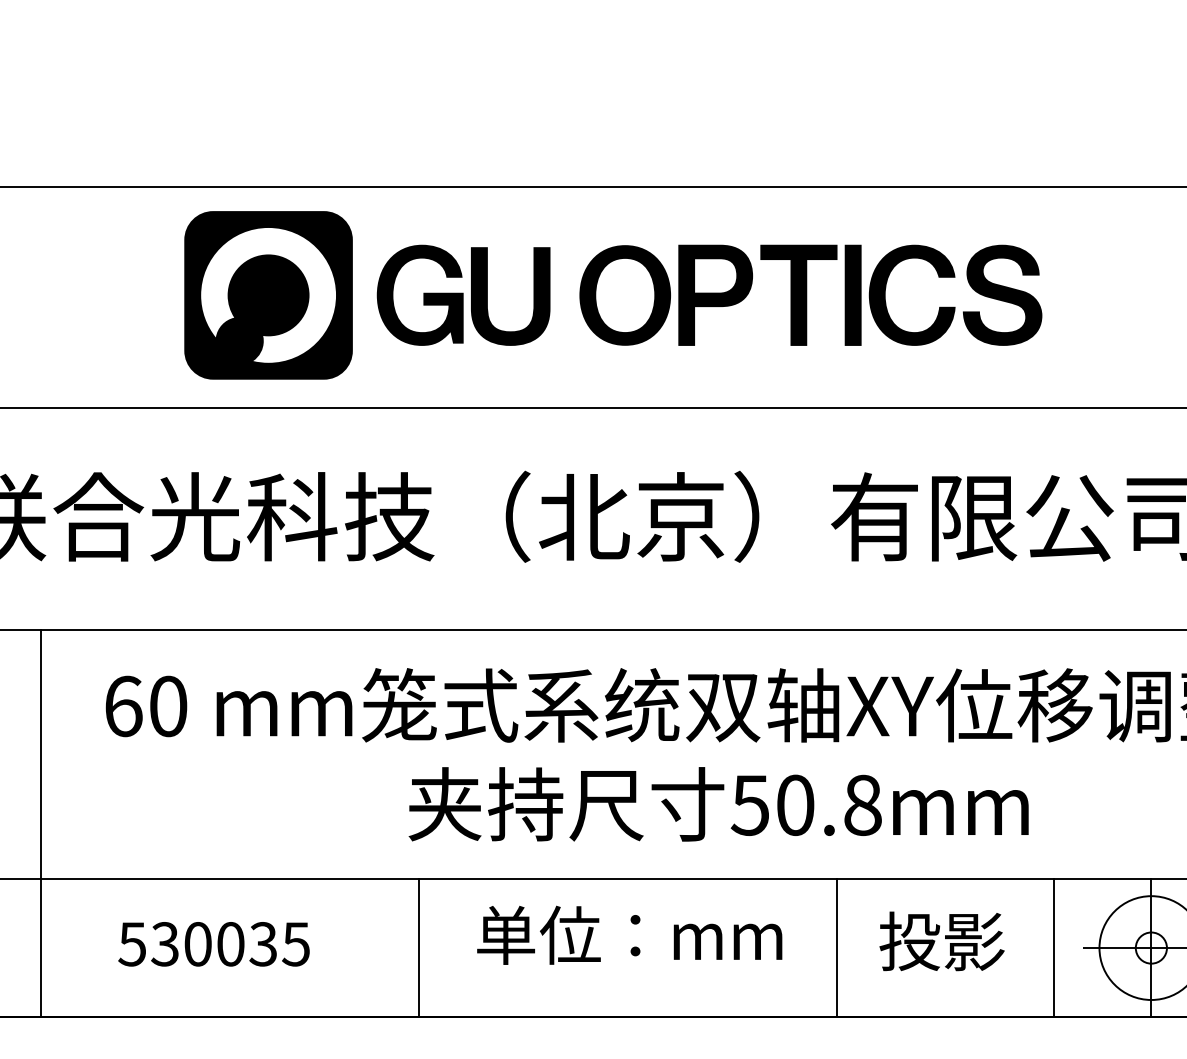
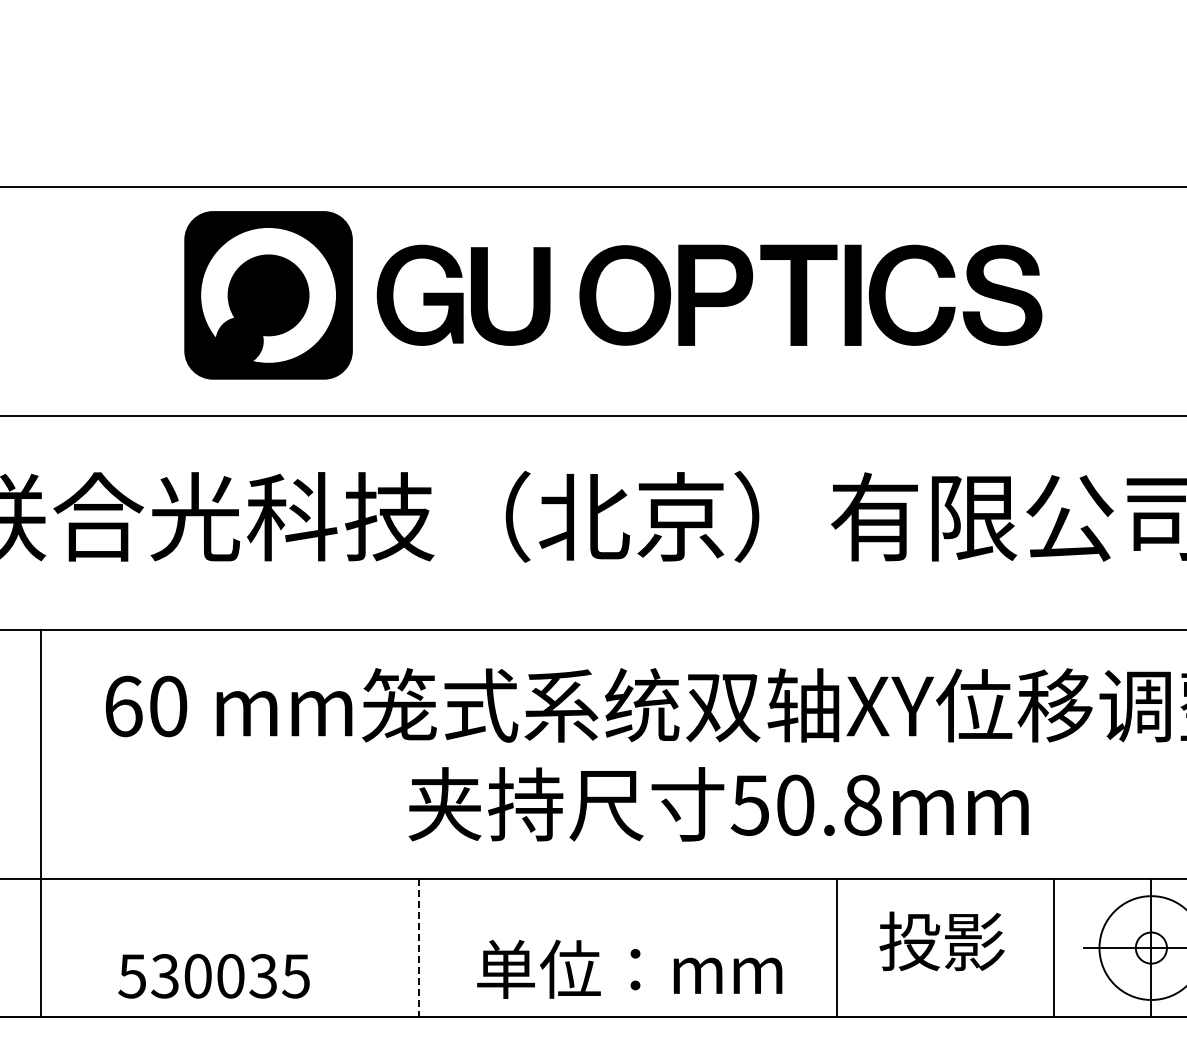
line position: (592, 408) -> (592, 416) (592, 416)
text position: (629, 934) -> (629, 968) (629, 968)
text position: (213, 944) -> (213, 976) (213, 976)
line: solid -> dashed (419, 948)
